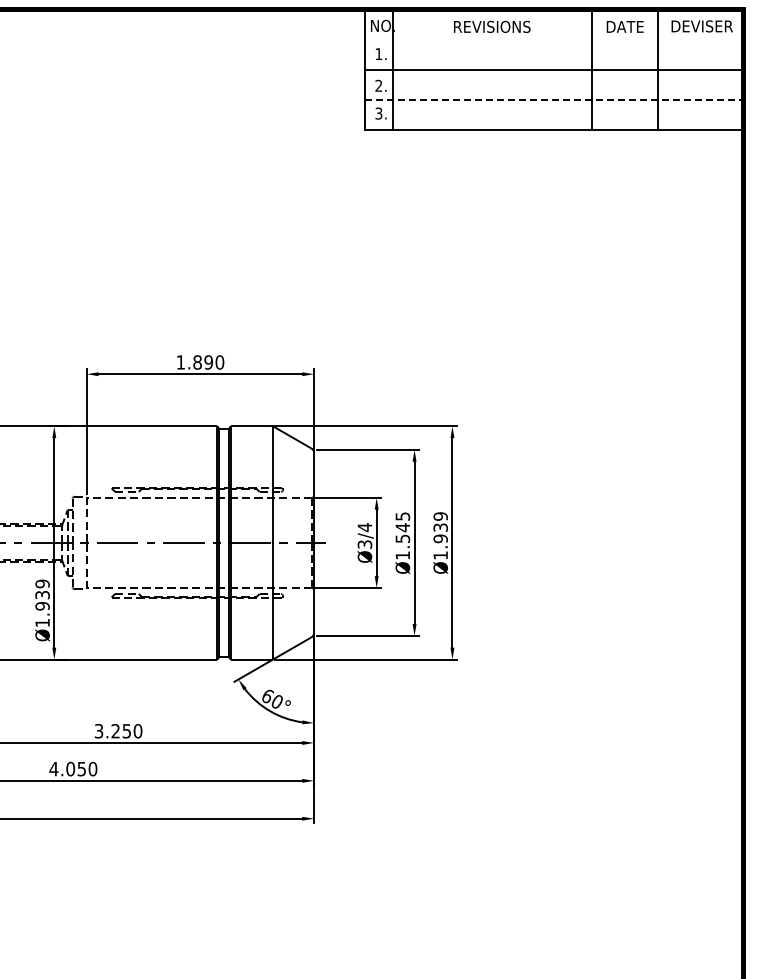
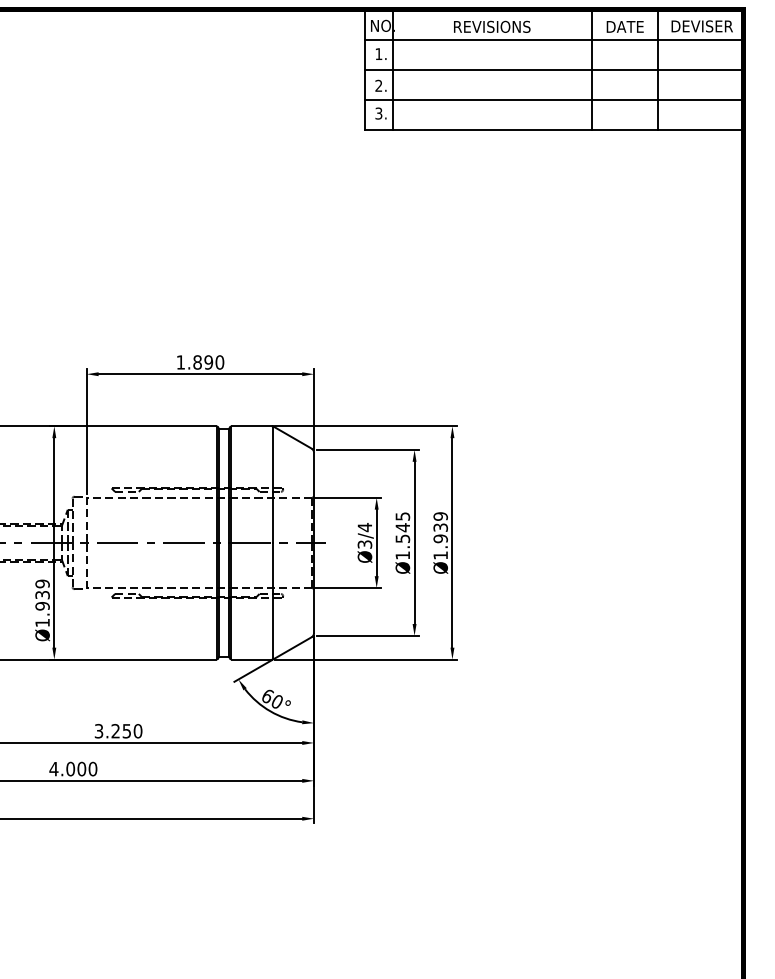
line: none -> present (553, 39)
line: dashed -> solid (554, 100)
text: 4.050 -> 4.000 (81, 768)
